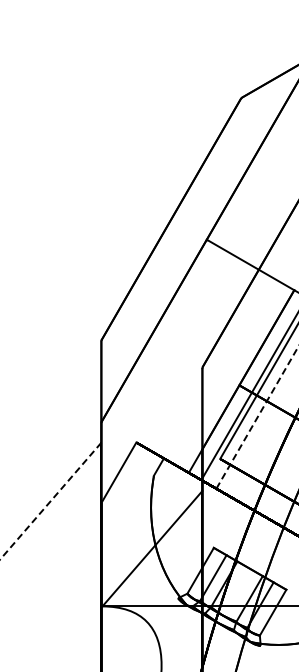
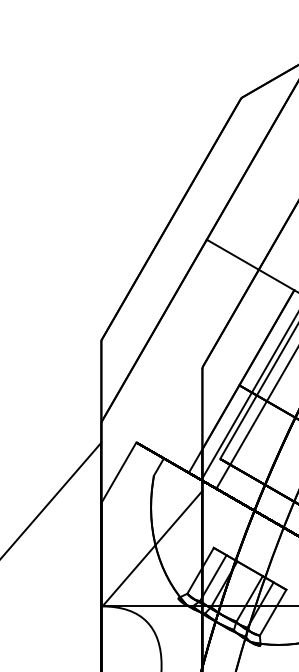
line: dashed -> solid (257, 416)
line: dashed -> solid (50, 501)
